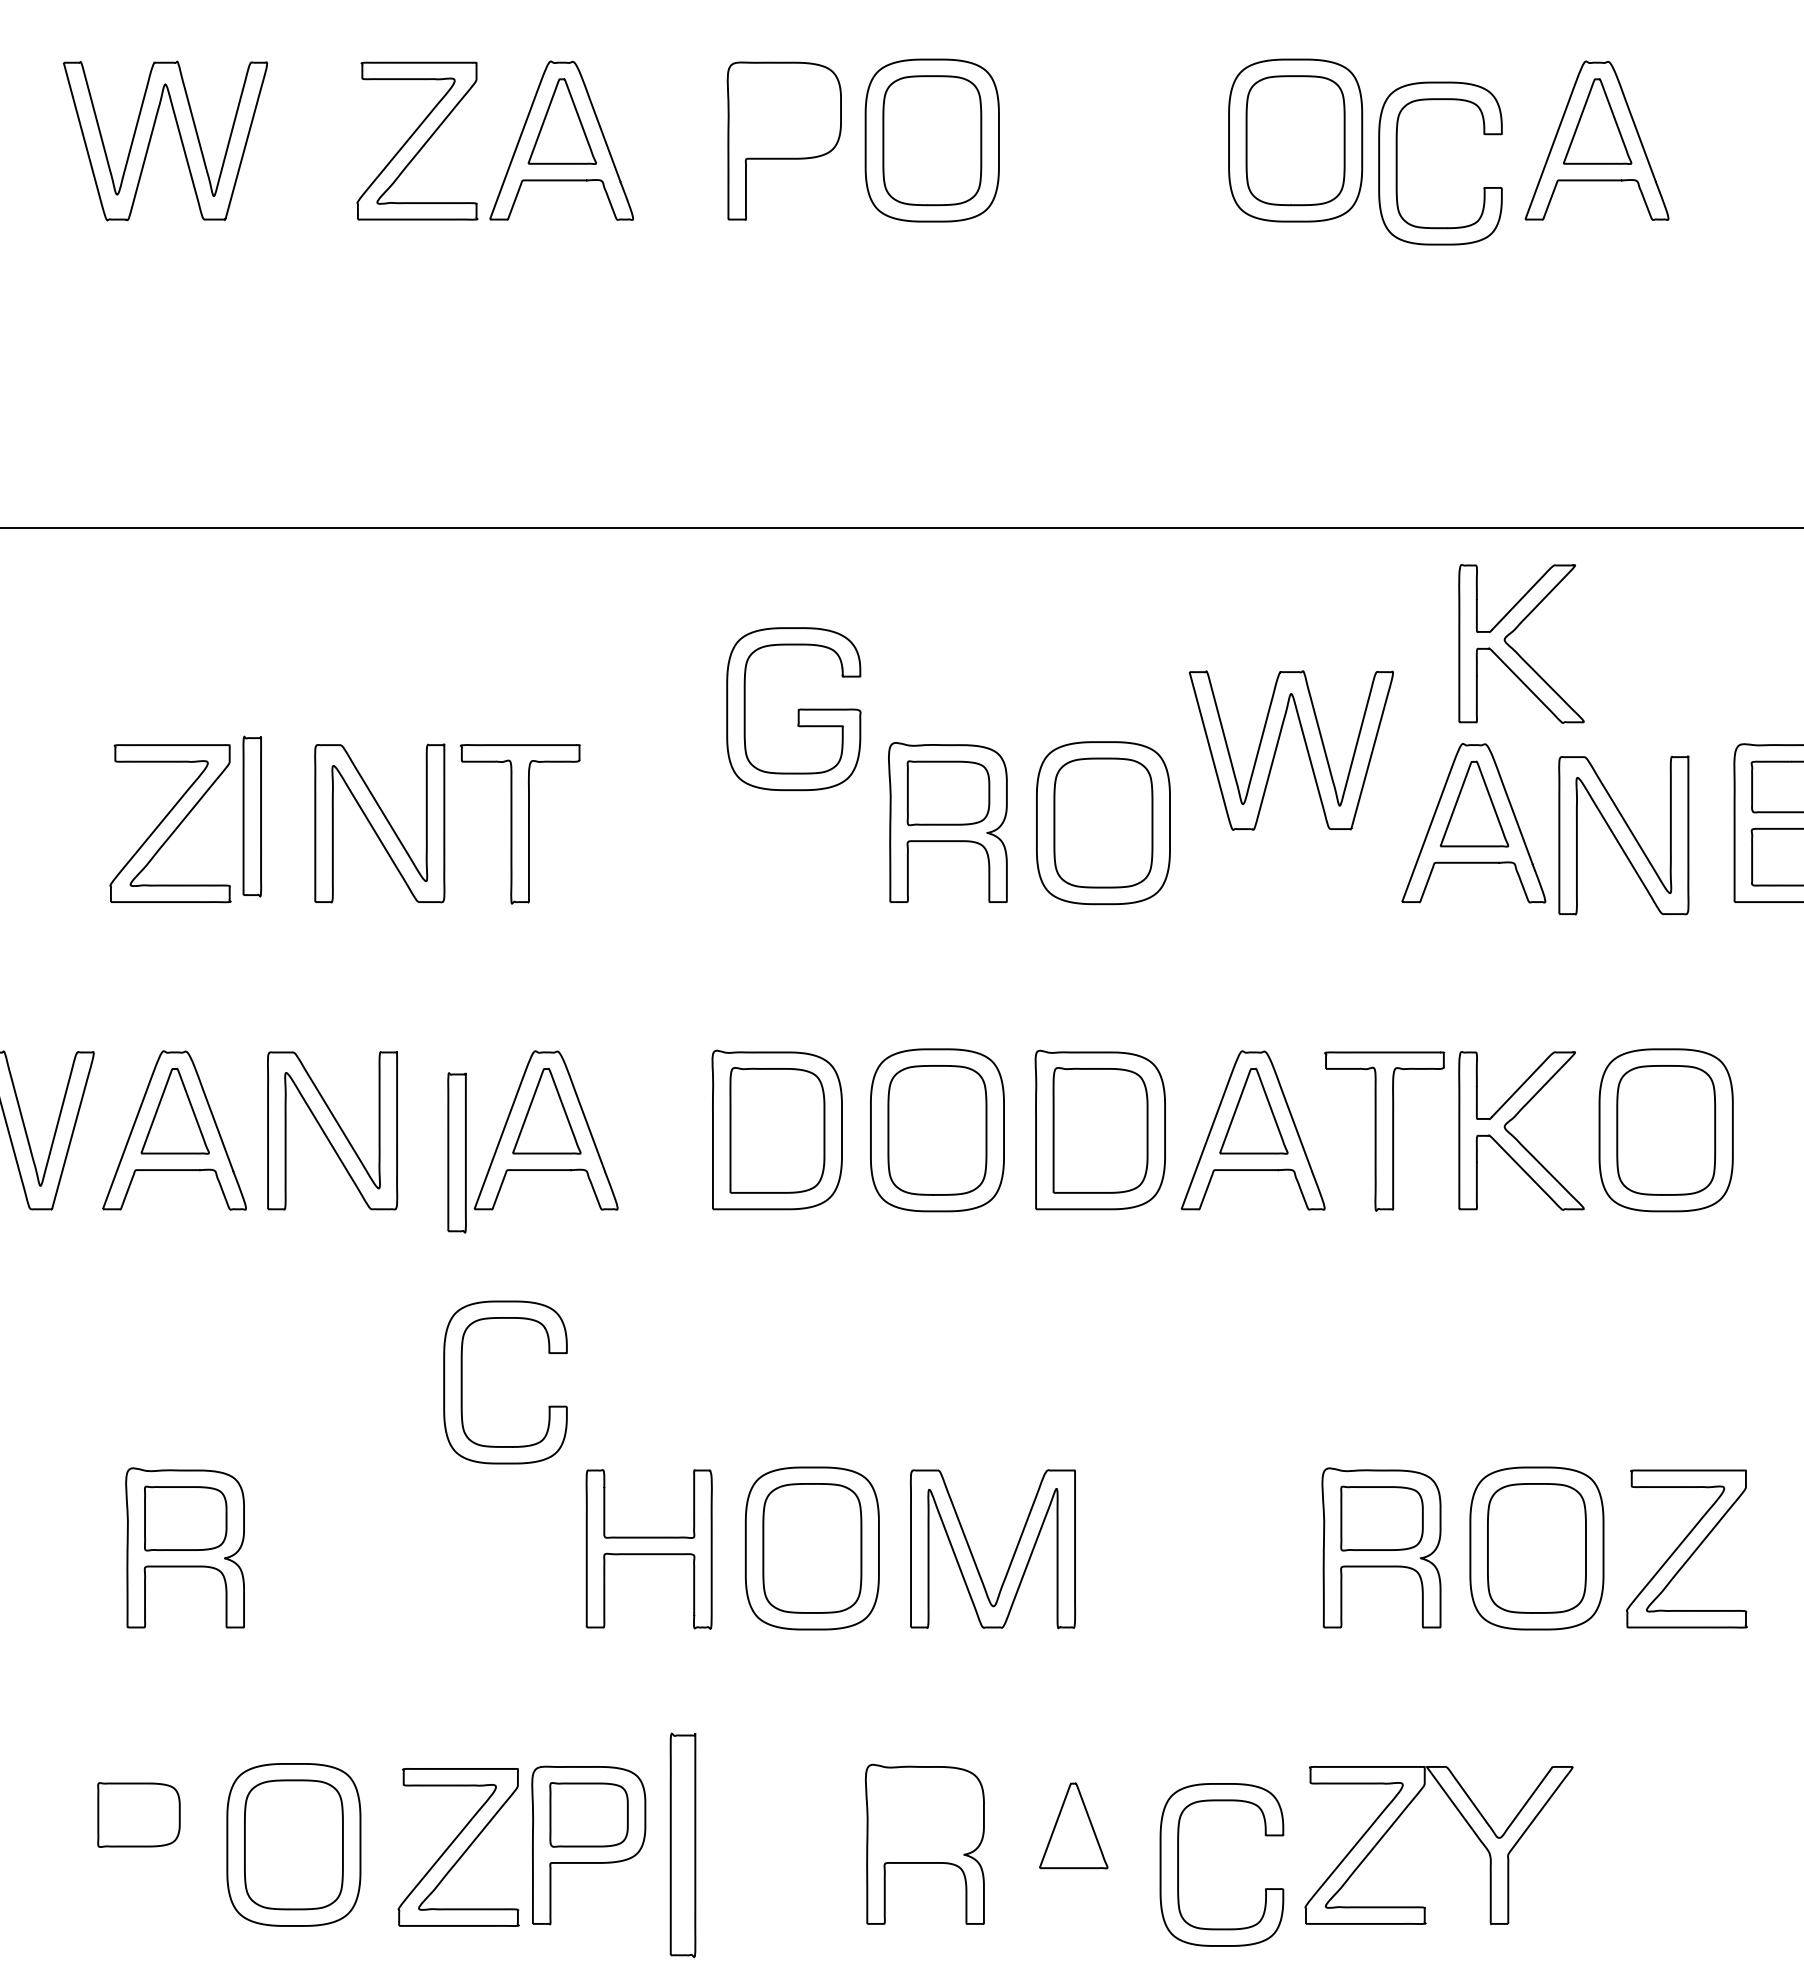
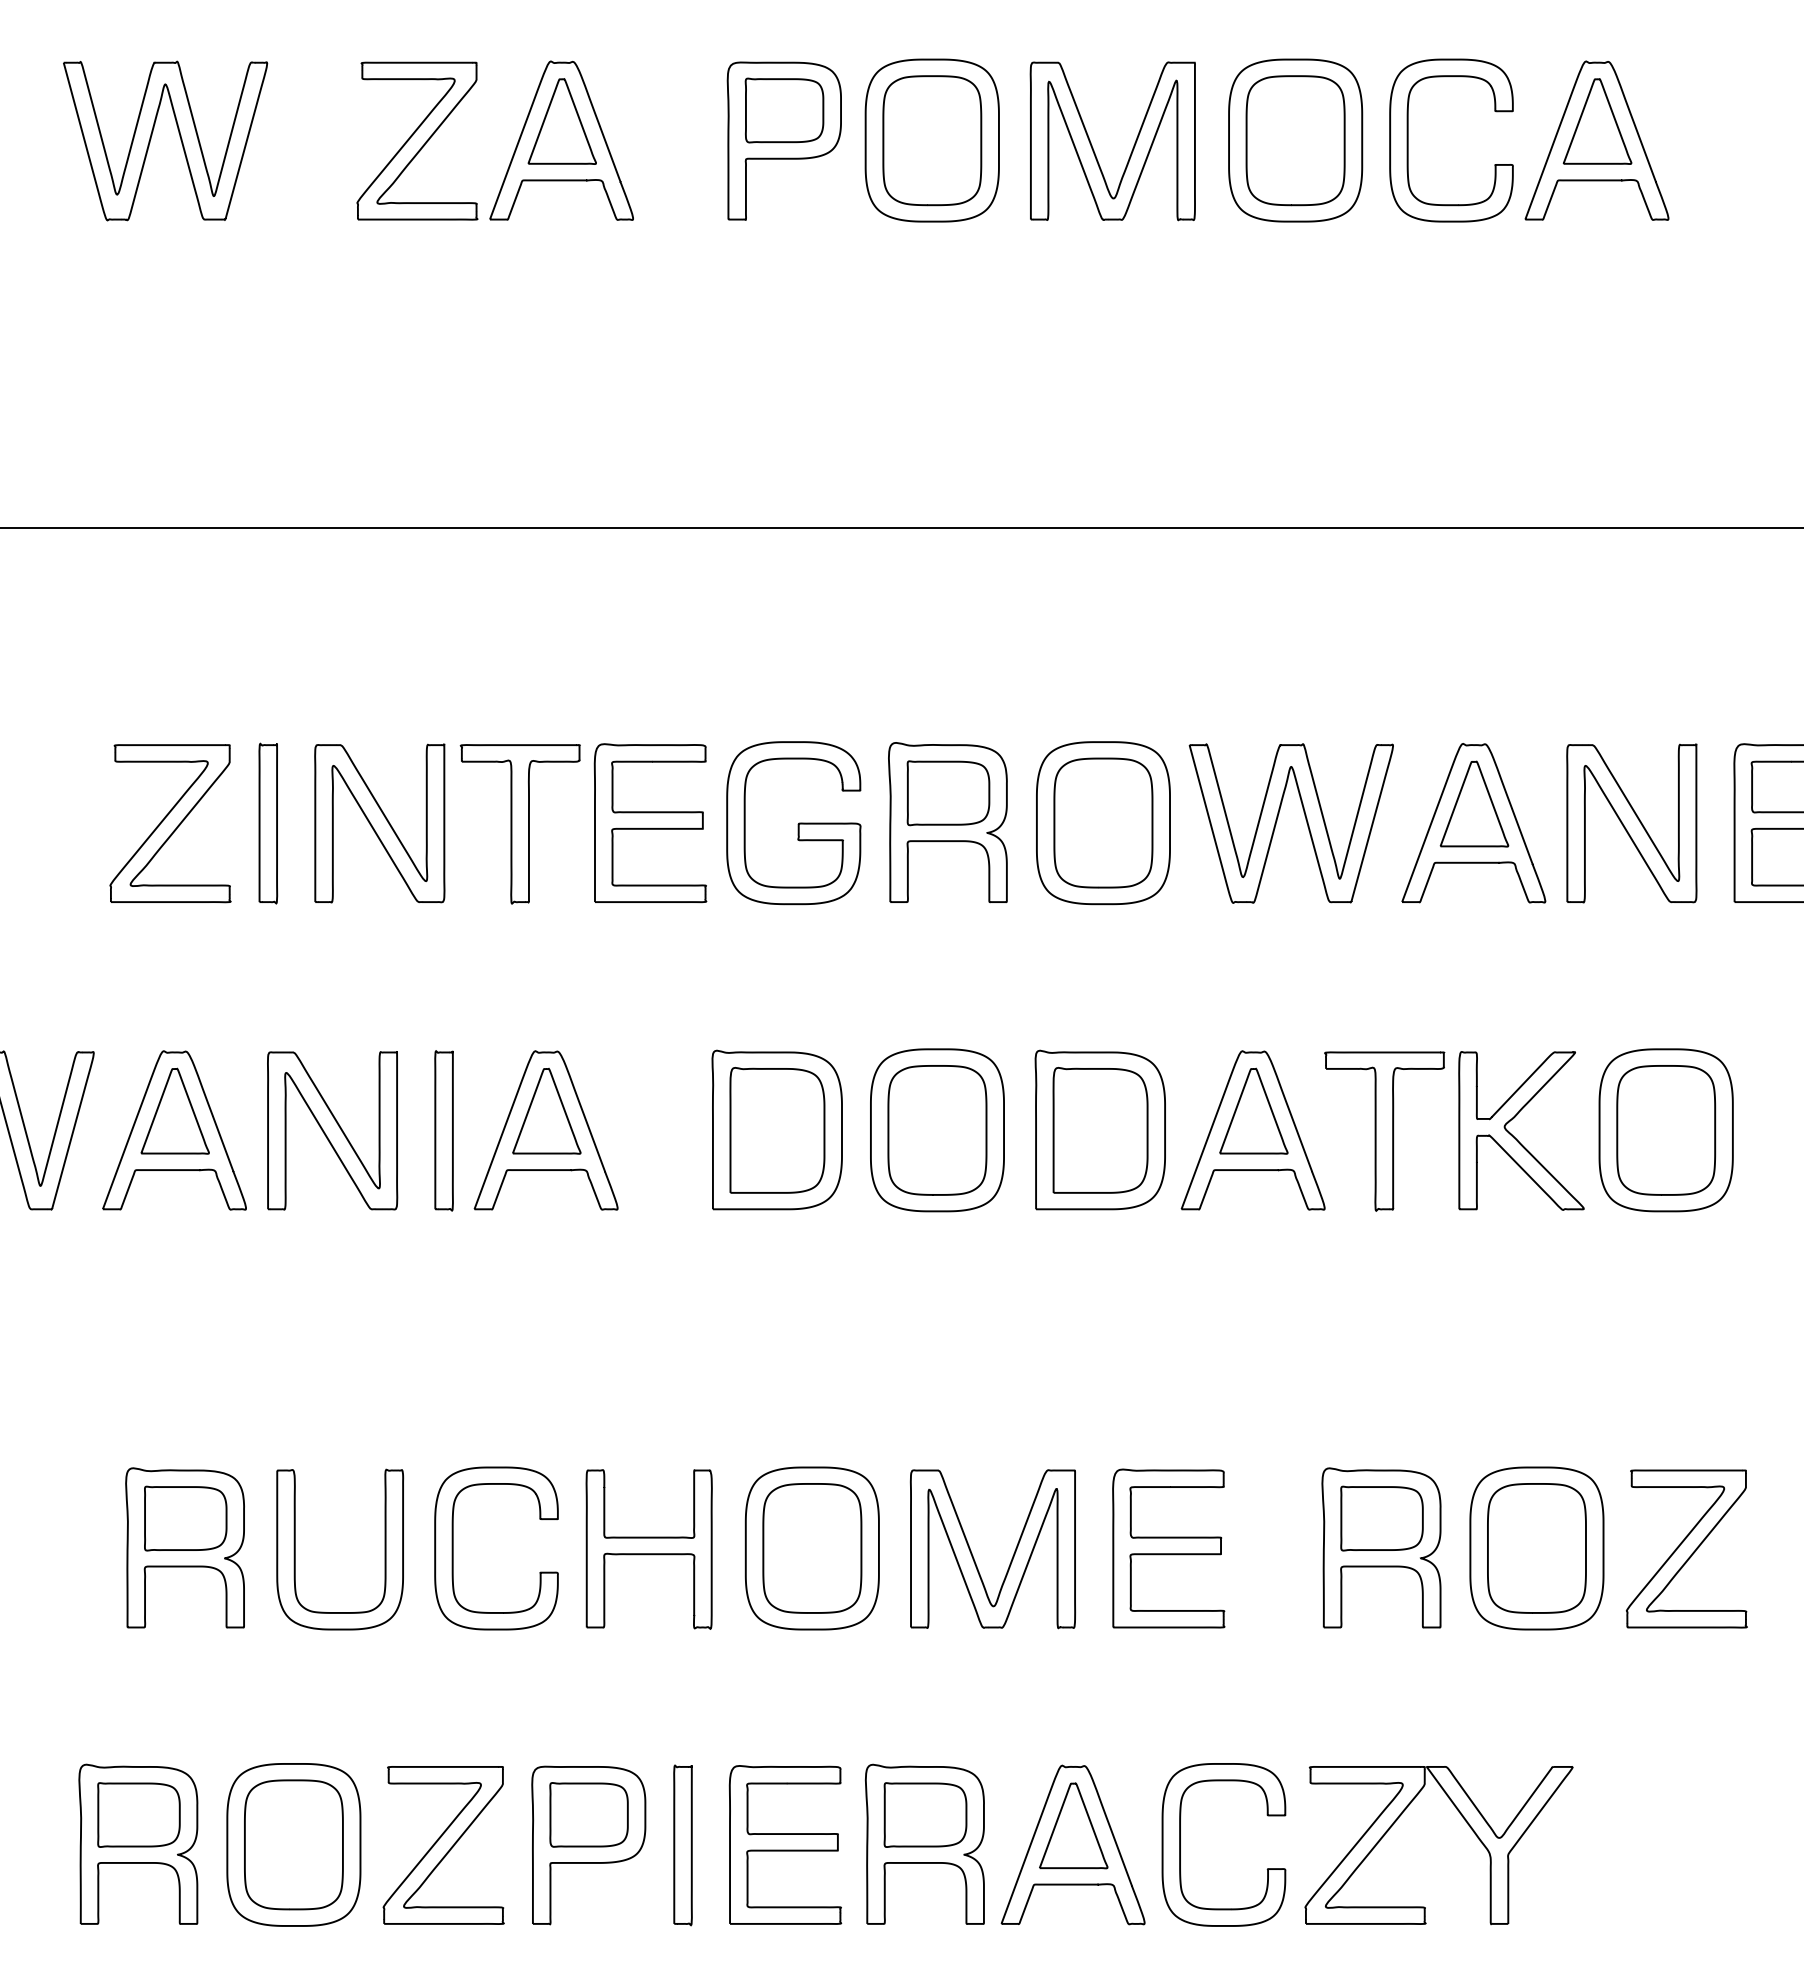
part: none -> present (784, 110)
part: none -> present (1093, 147)
part position: (1397, 163) -> (1408, 140) (1408, 140)
part: present -> none (1514, 649)
part position: (793, 709) -> (793, 823) (793, 823)
part position: (1277, 748) -> (1277, 821) (1277, 821)
part position: (252, 816) -> (268, 823) (268, 823)
part: none -> present (650, 823)
part position: (1623, 835) -> (1631, 823) (1631, 823)
part position: (456, 1152) -> (443, 1130) (443, 1130)
part position: (462, 1382) -> (453, 1548) (453, 1548)
part: none -> present (1168, 1548)
part: none -> present (384, 1549)
part: none -> present (925, 1814)
part: none -> present (138, 1843)
part: none -> present (785, 1844)
part: none -> present (1072, 1844)
part size: 28x227 px -> 20x163 px (682, 1845)
part position: (458, 1847) -> (443, 1845) (443, 1845)
part position: (1178, 1864) -> (1180, 1844) (1180, 1844)
